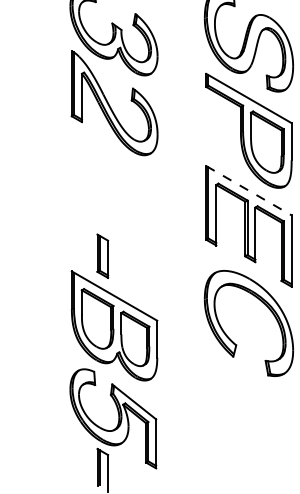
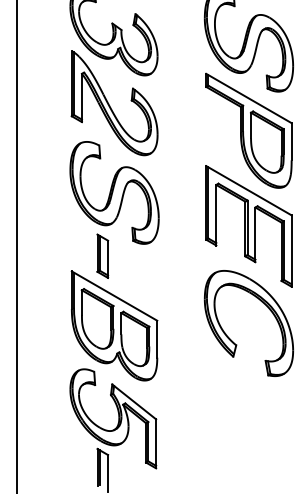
line: dashed -> solid (249, 190)
part: none -> present (114, 192)
line: none -> present (17, 246)
